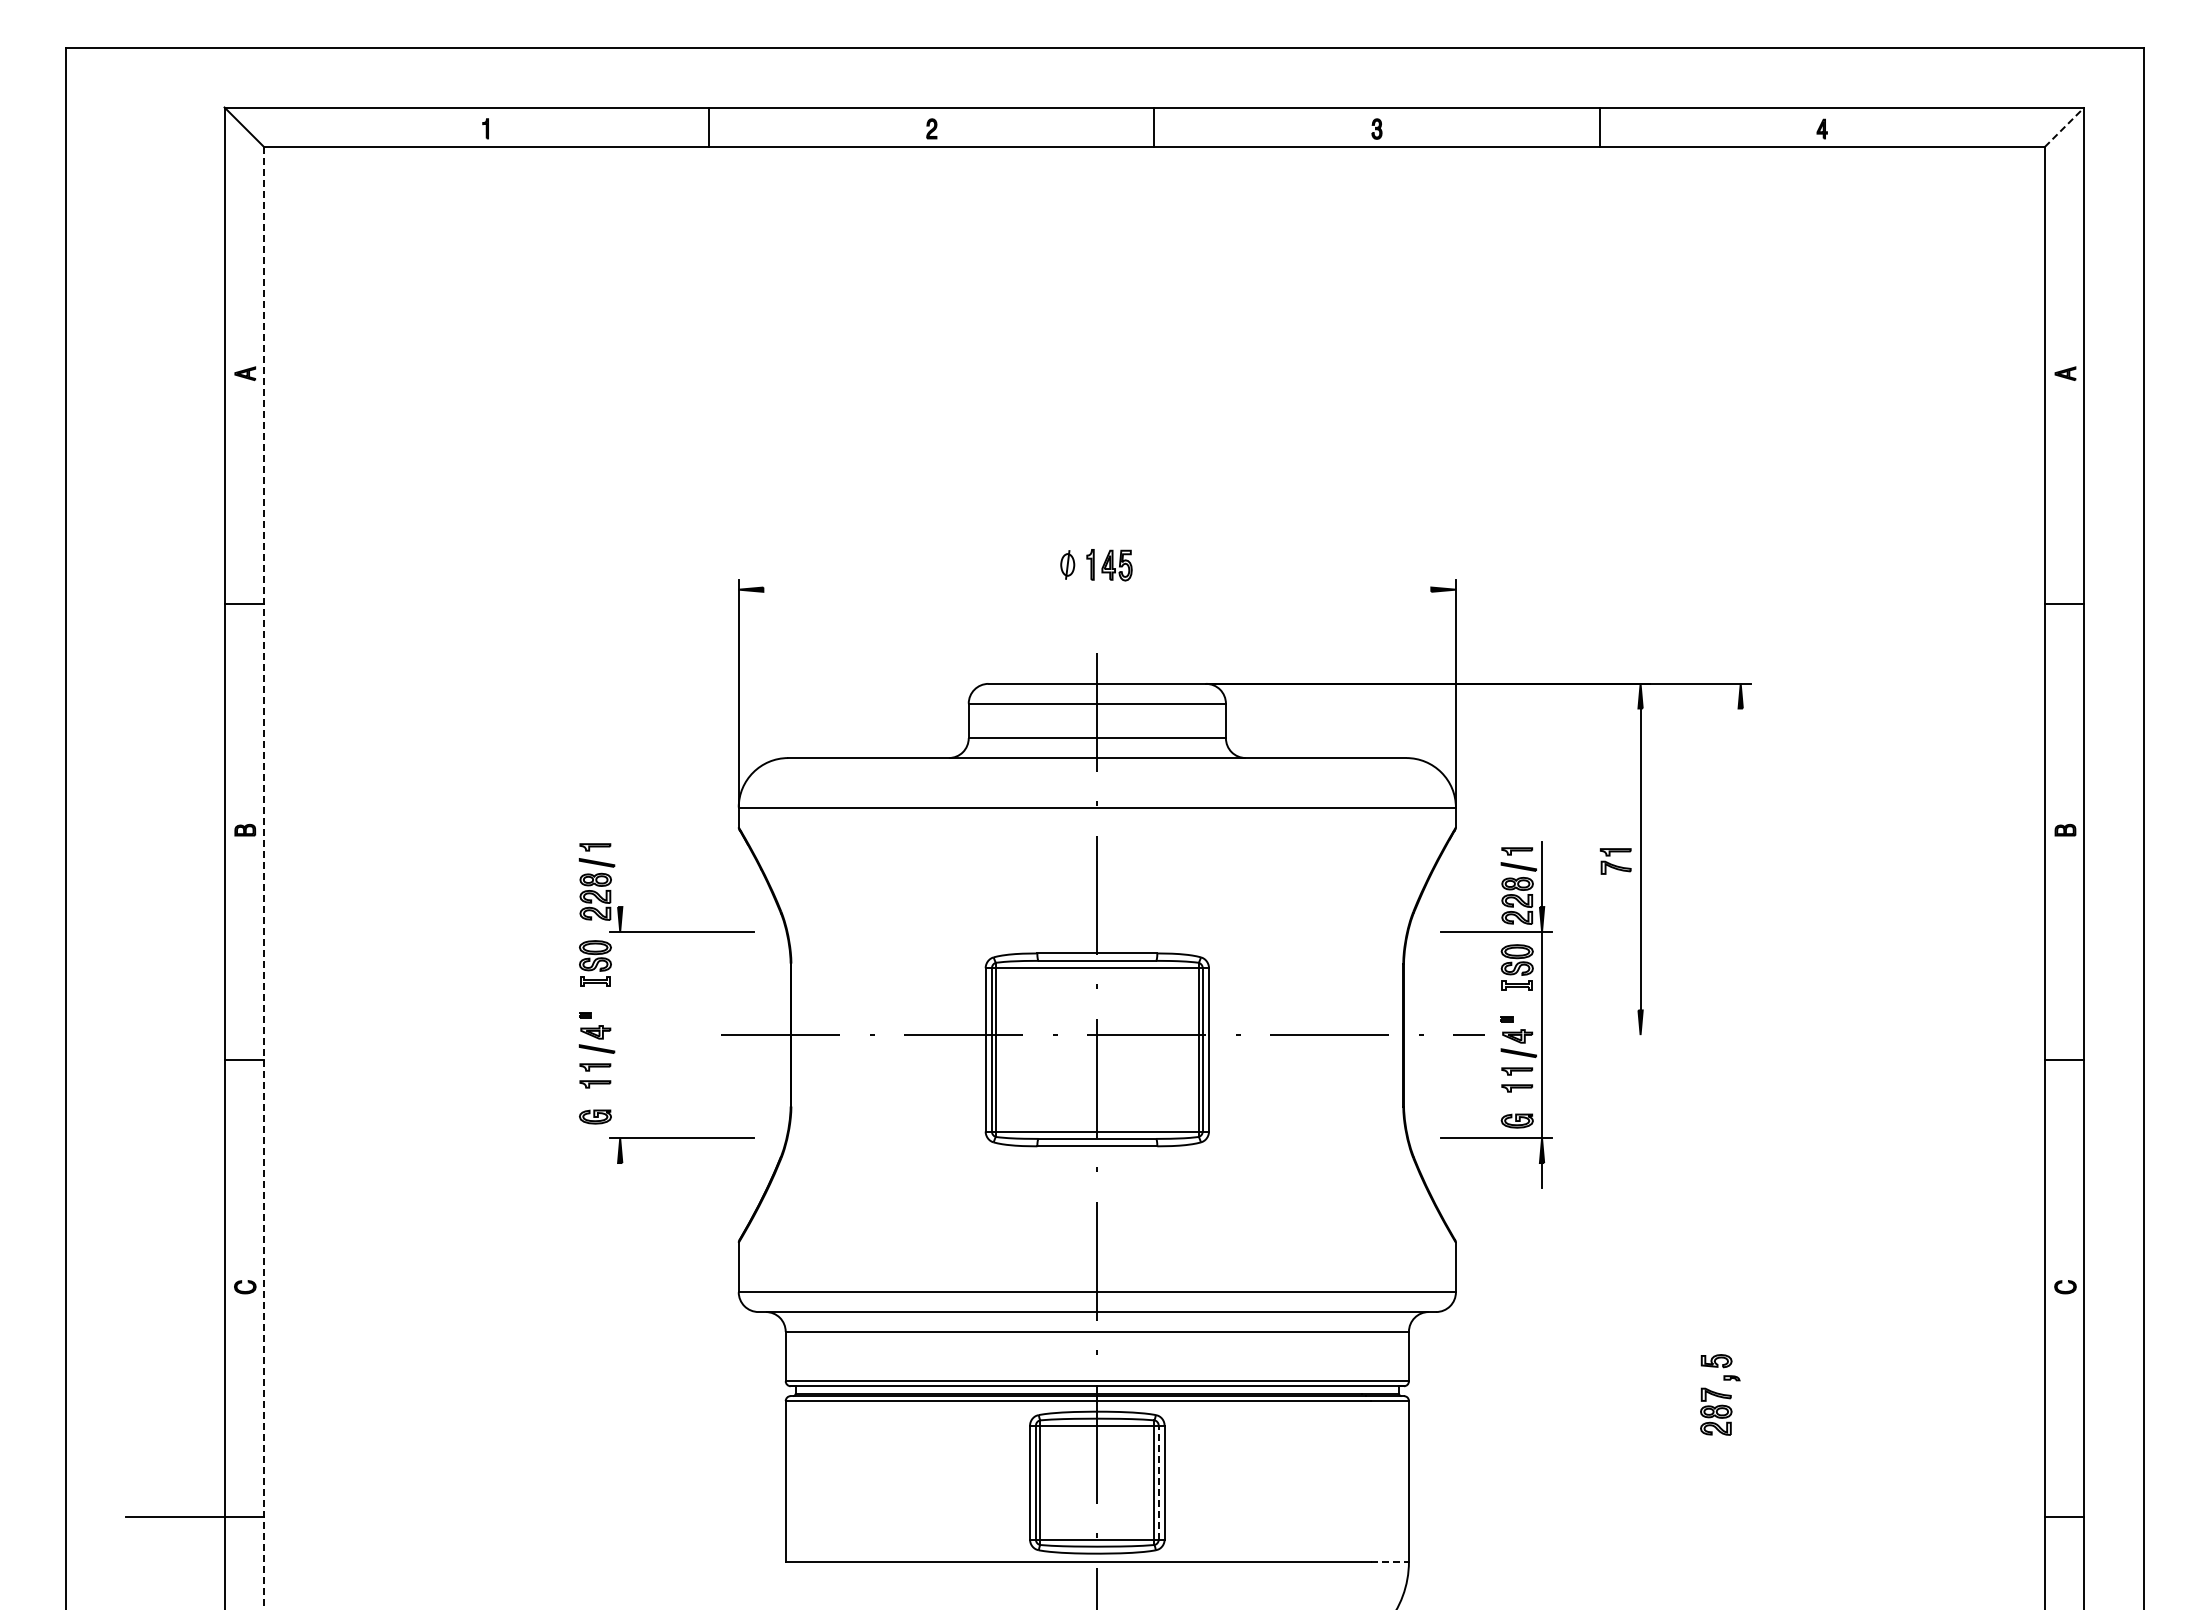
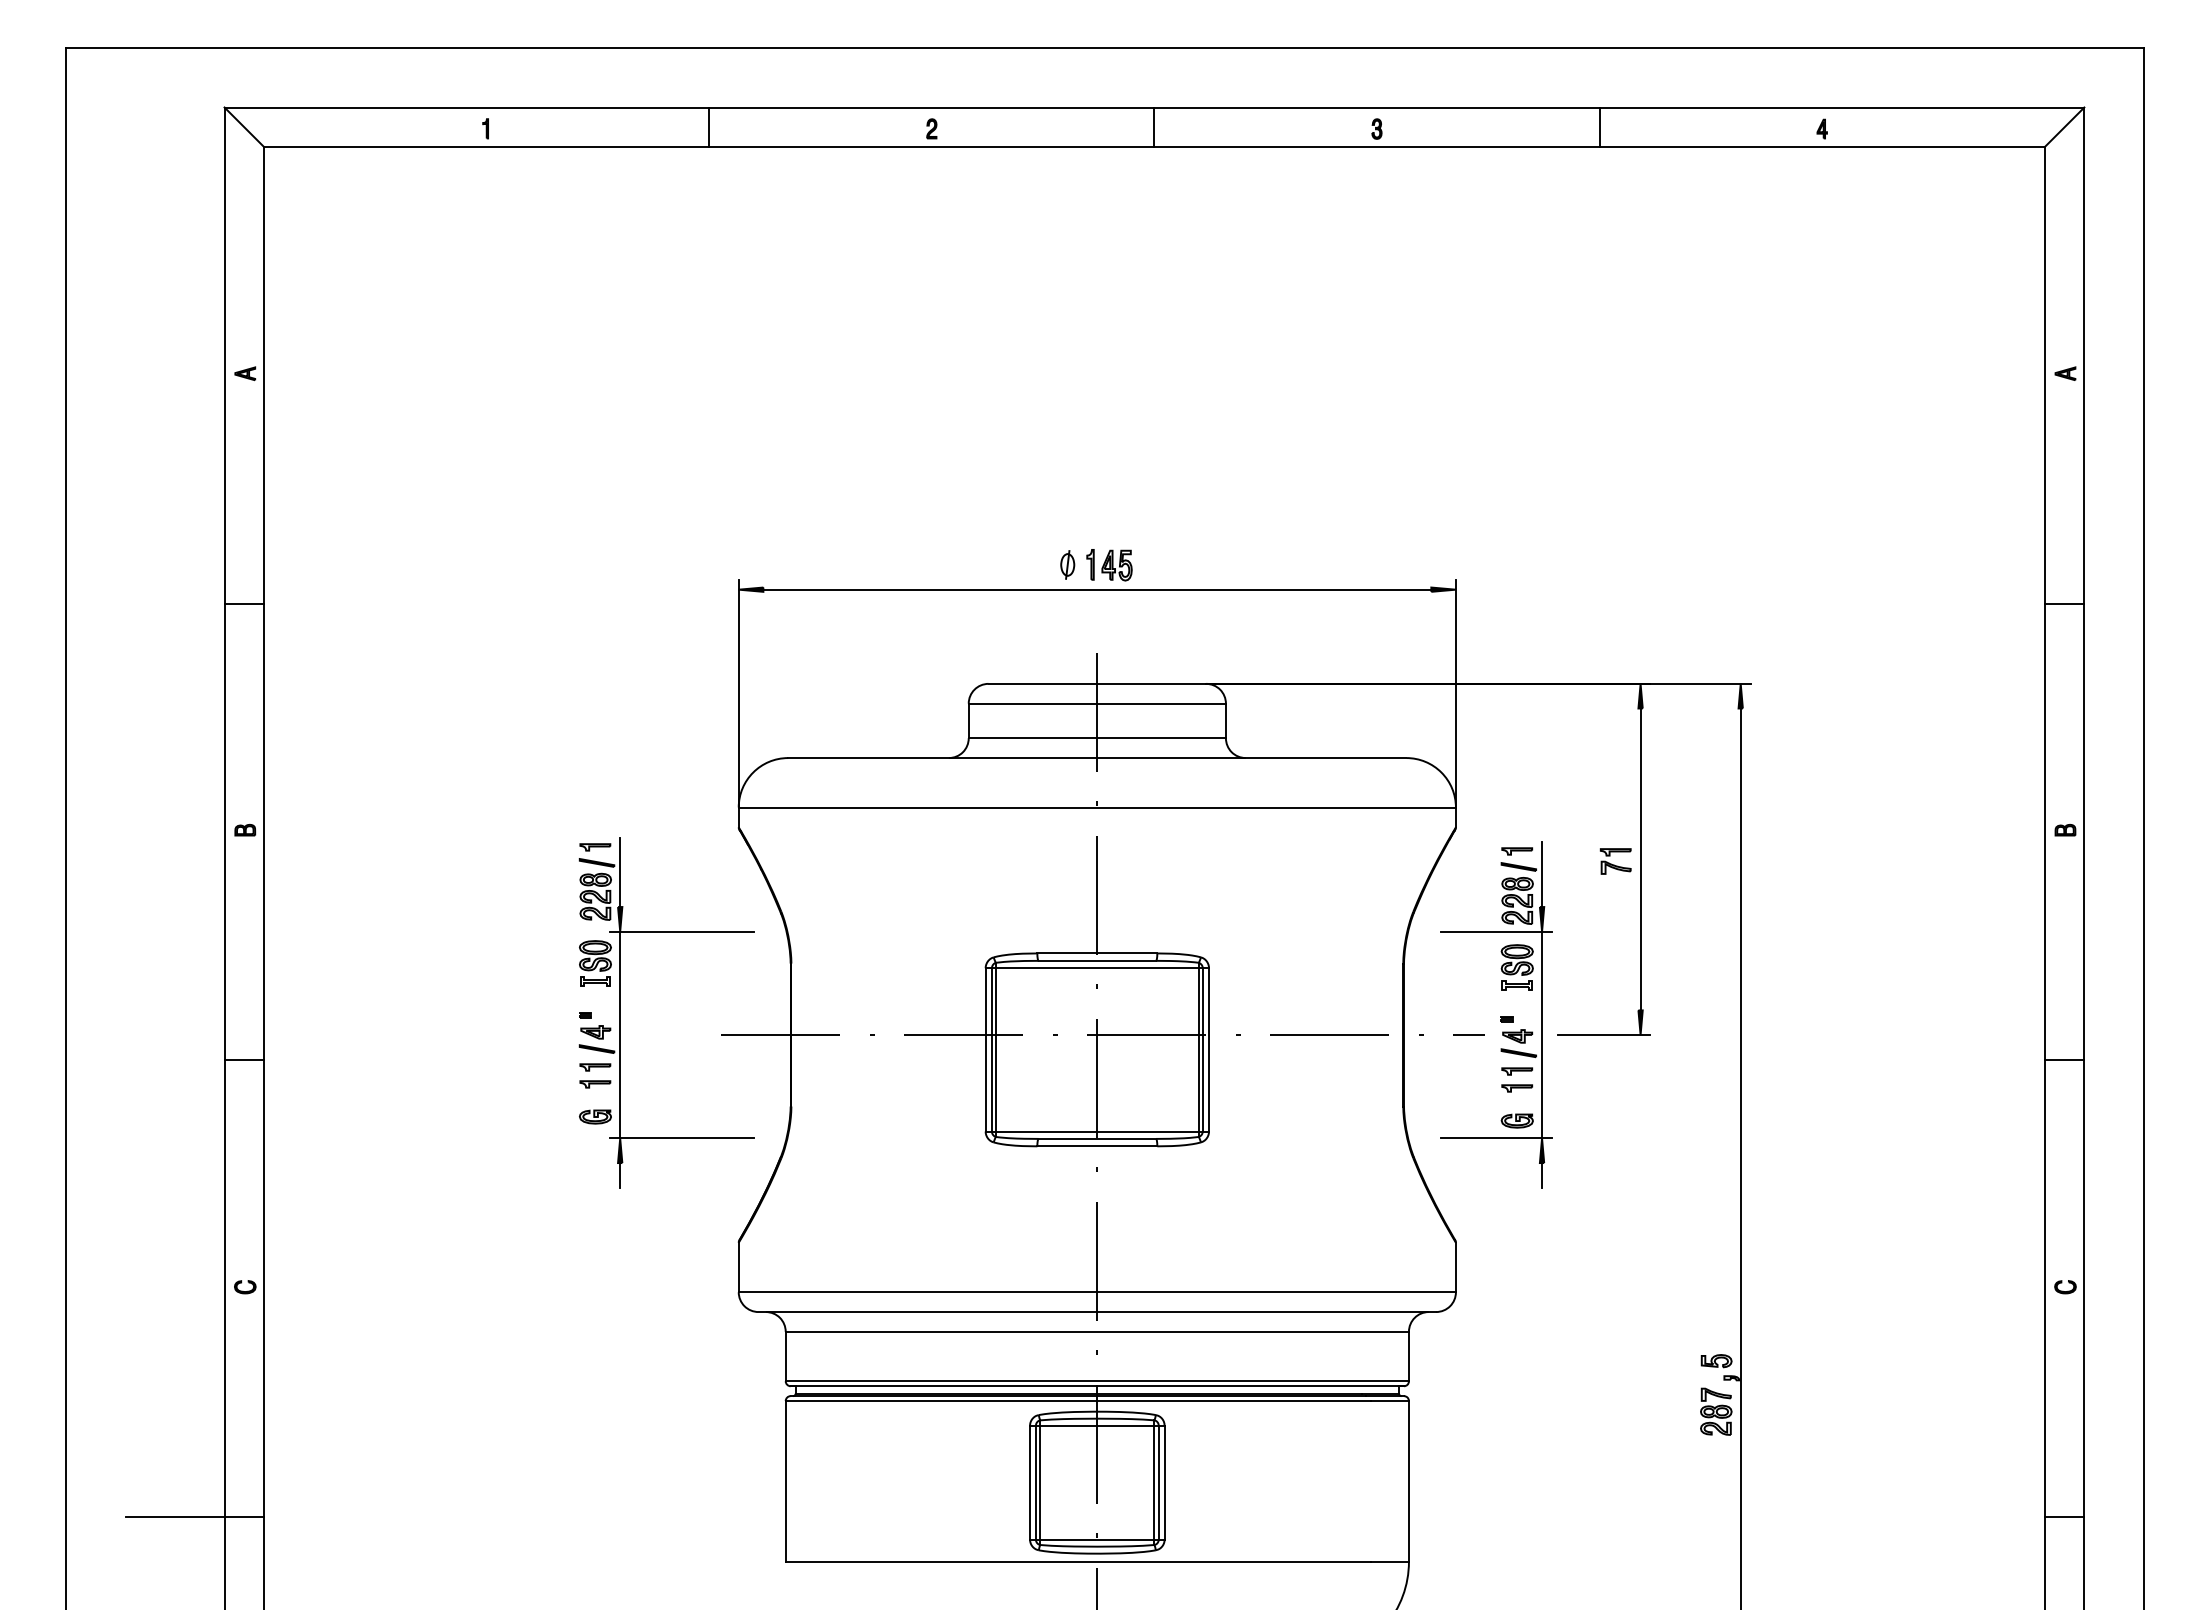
line: dashed -> solid (2064, 127)
line: none -> present (1097, 589)
line: none -> present (620, 872)
line: dashed -> solid (264, 878)
line: none -> present (620, 1034)
line: none -> present (1603, 1035)
line: none -> present (1740, 1157)
line: none -> present (620, 1175)
line: dashed -> solid (1158, 1482)
line: dashed -> solid (1390, 1561)
